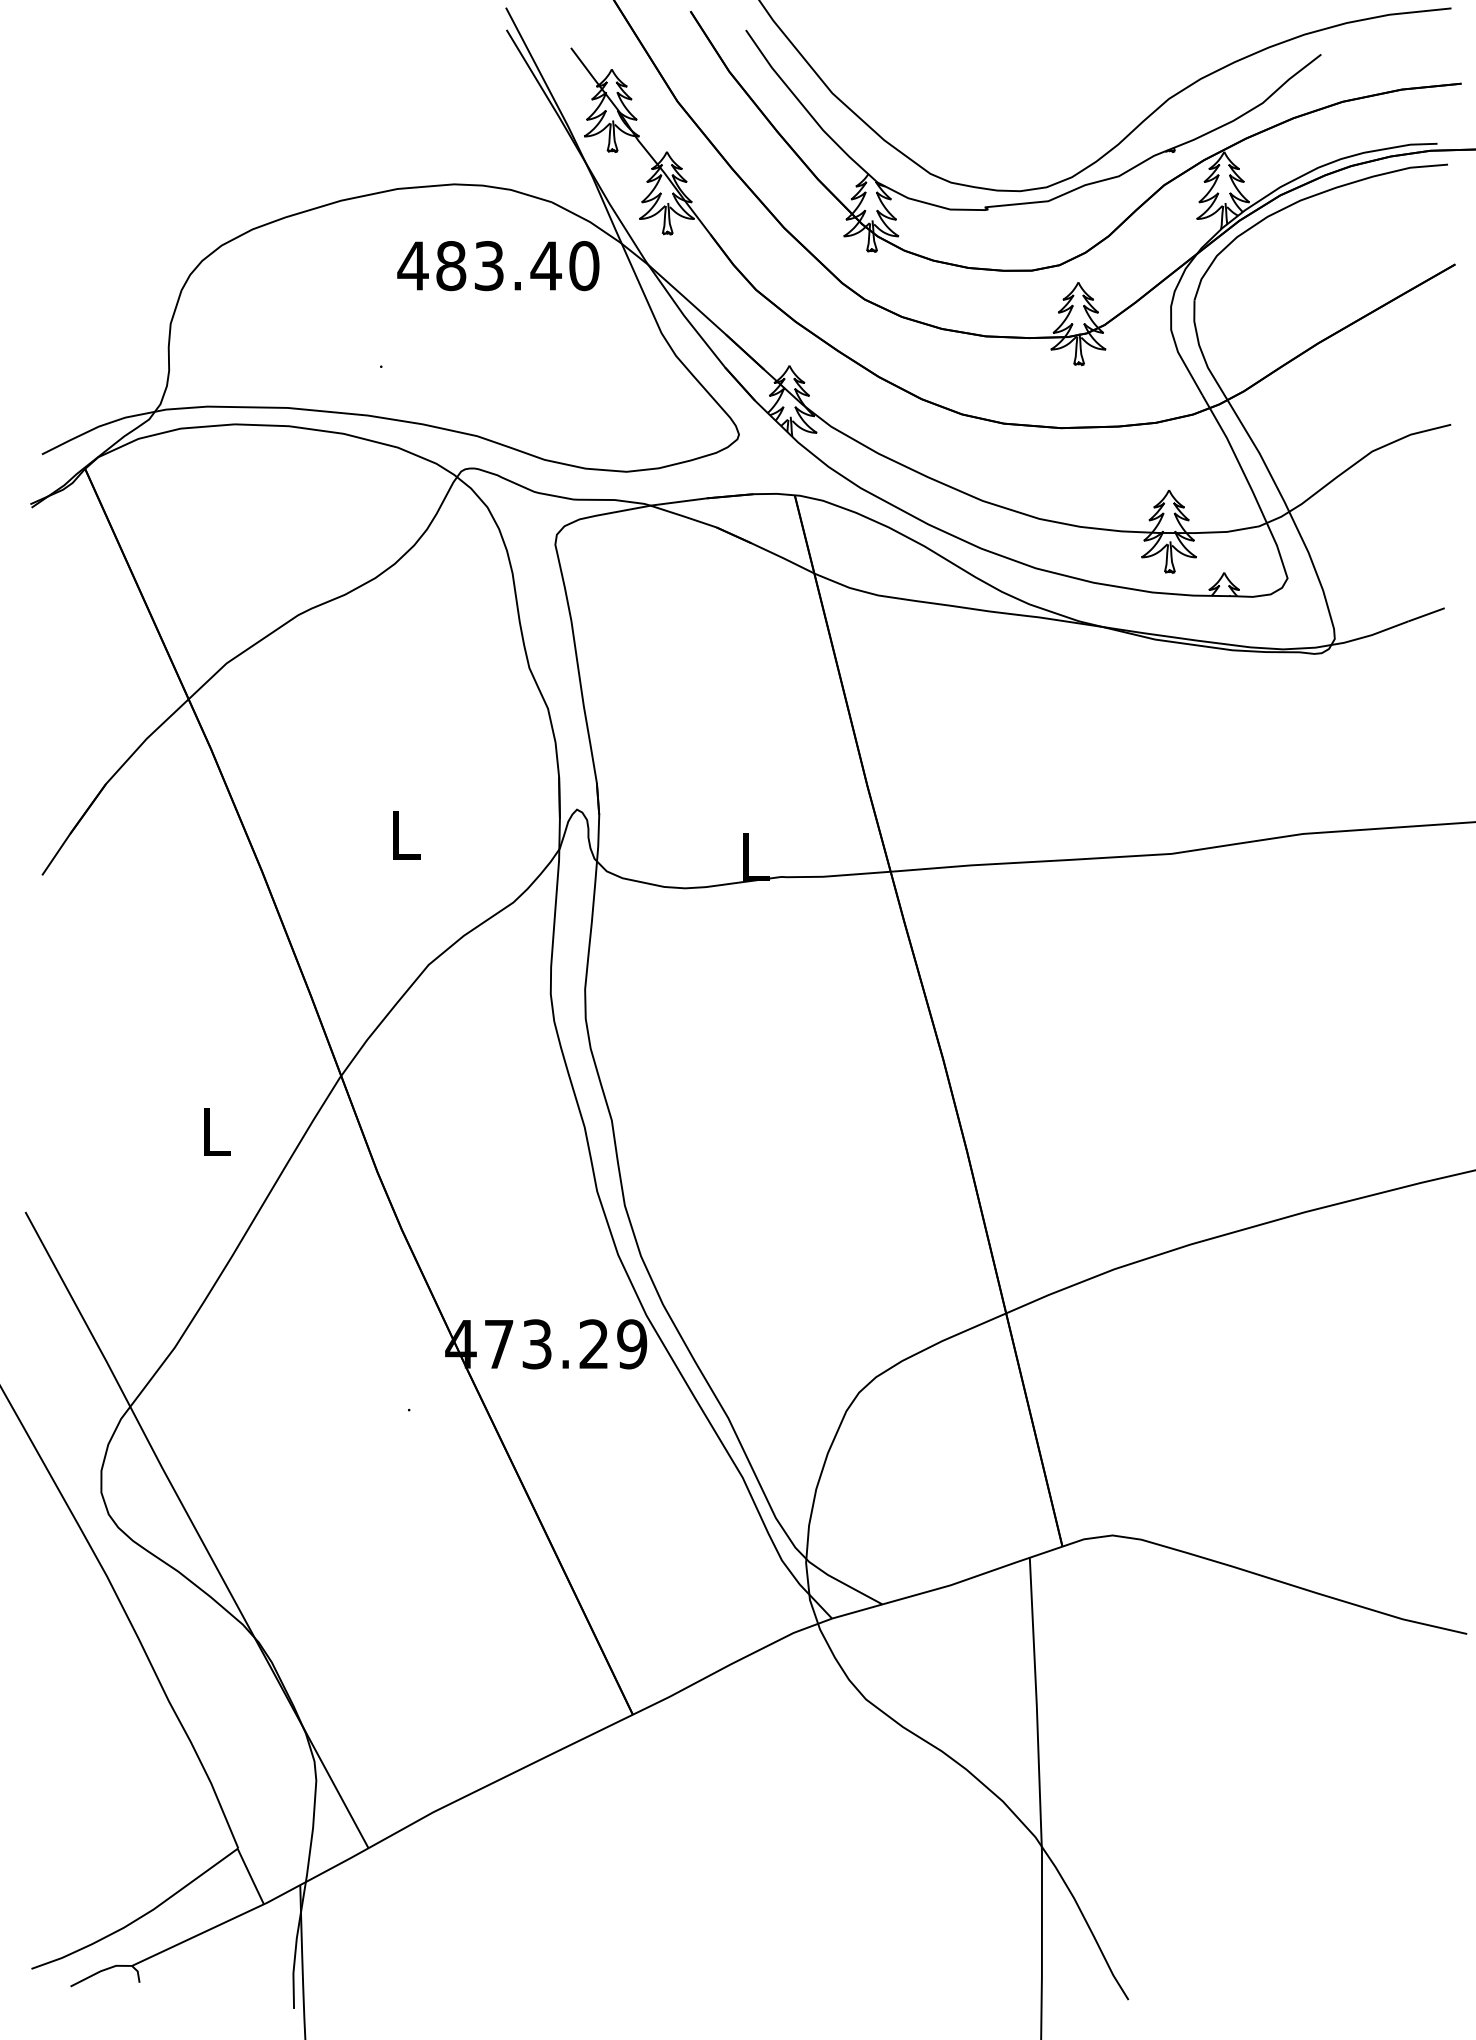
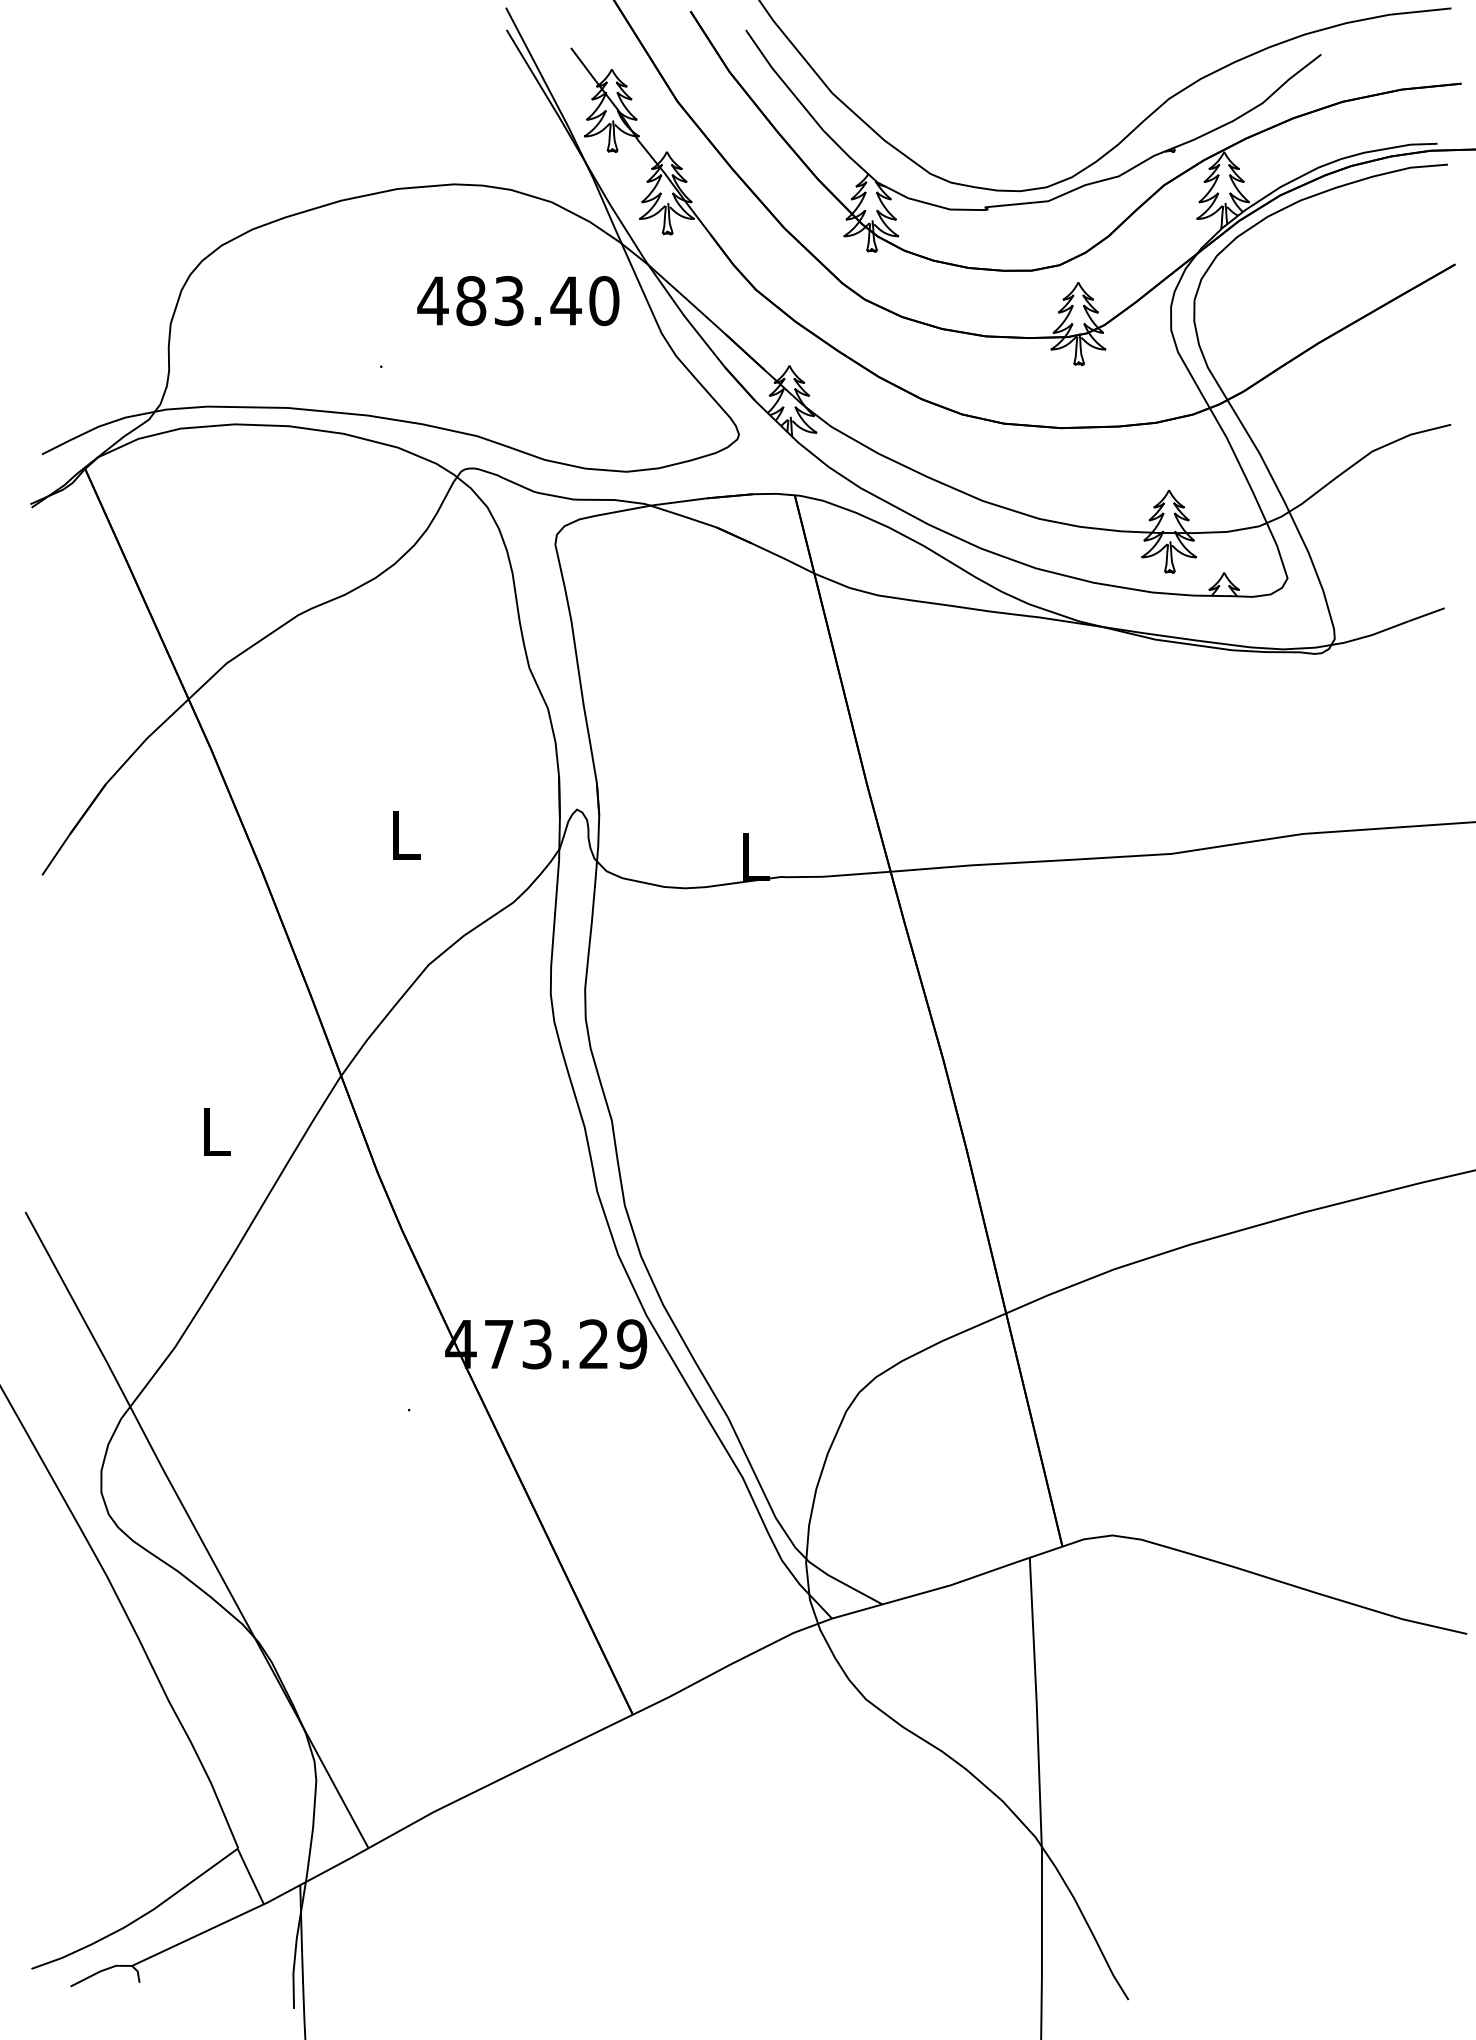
text position: (498, 266) -> (518, 301) (518, 301)
